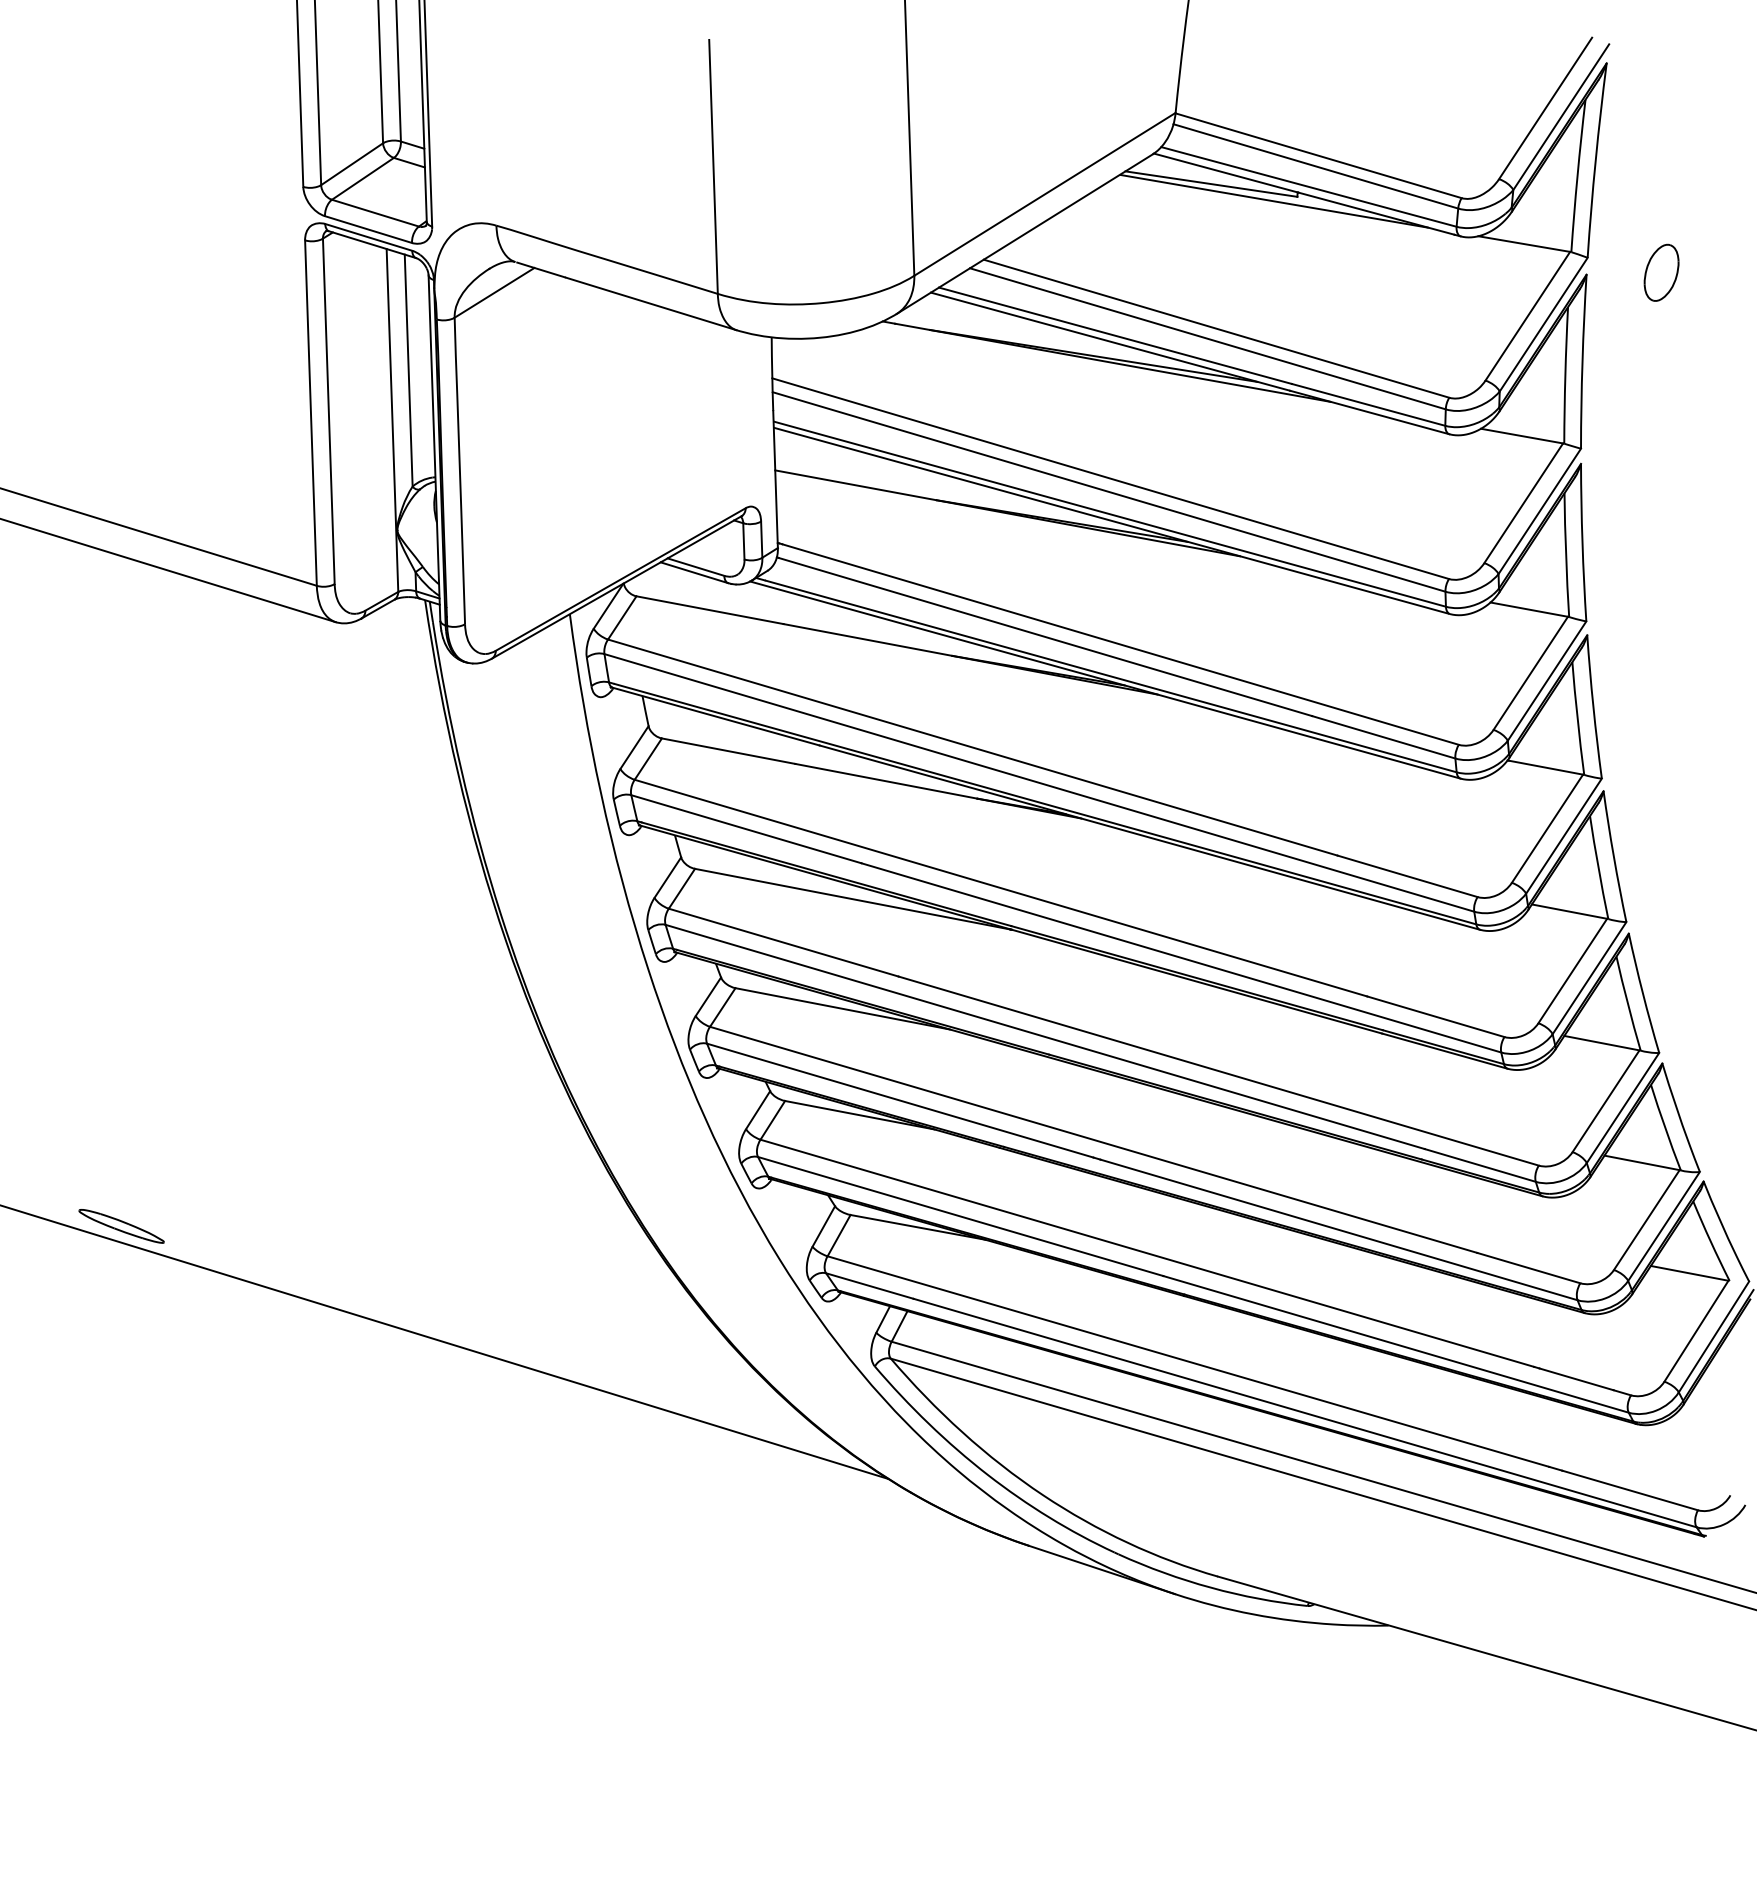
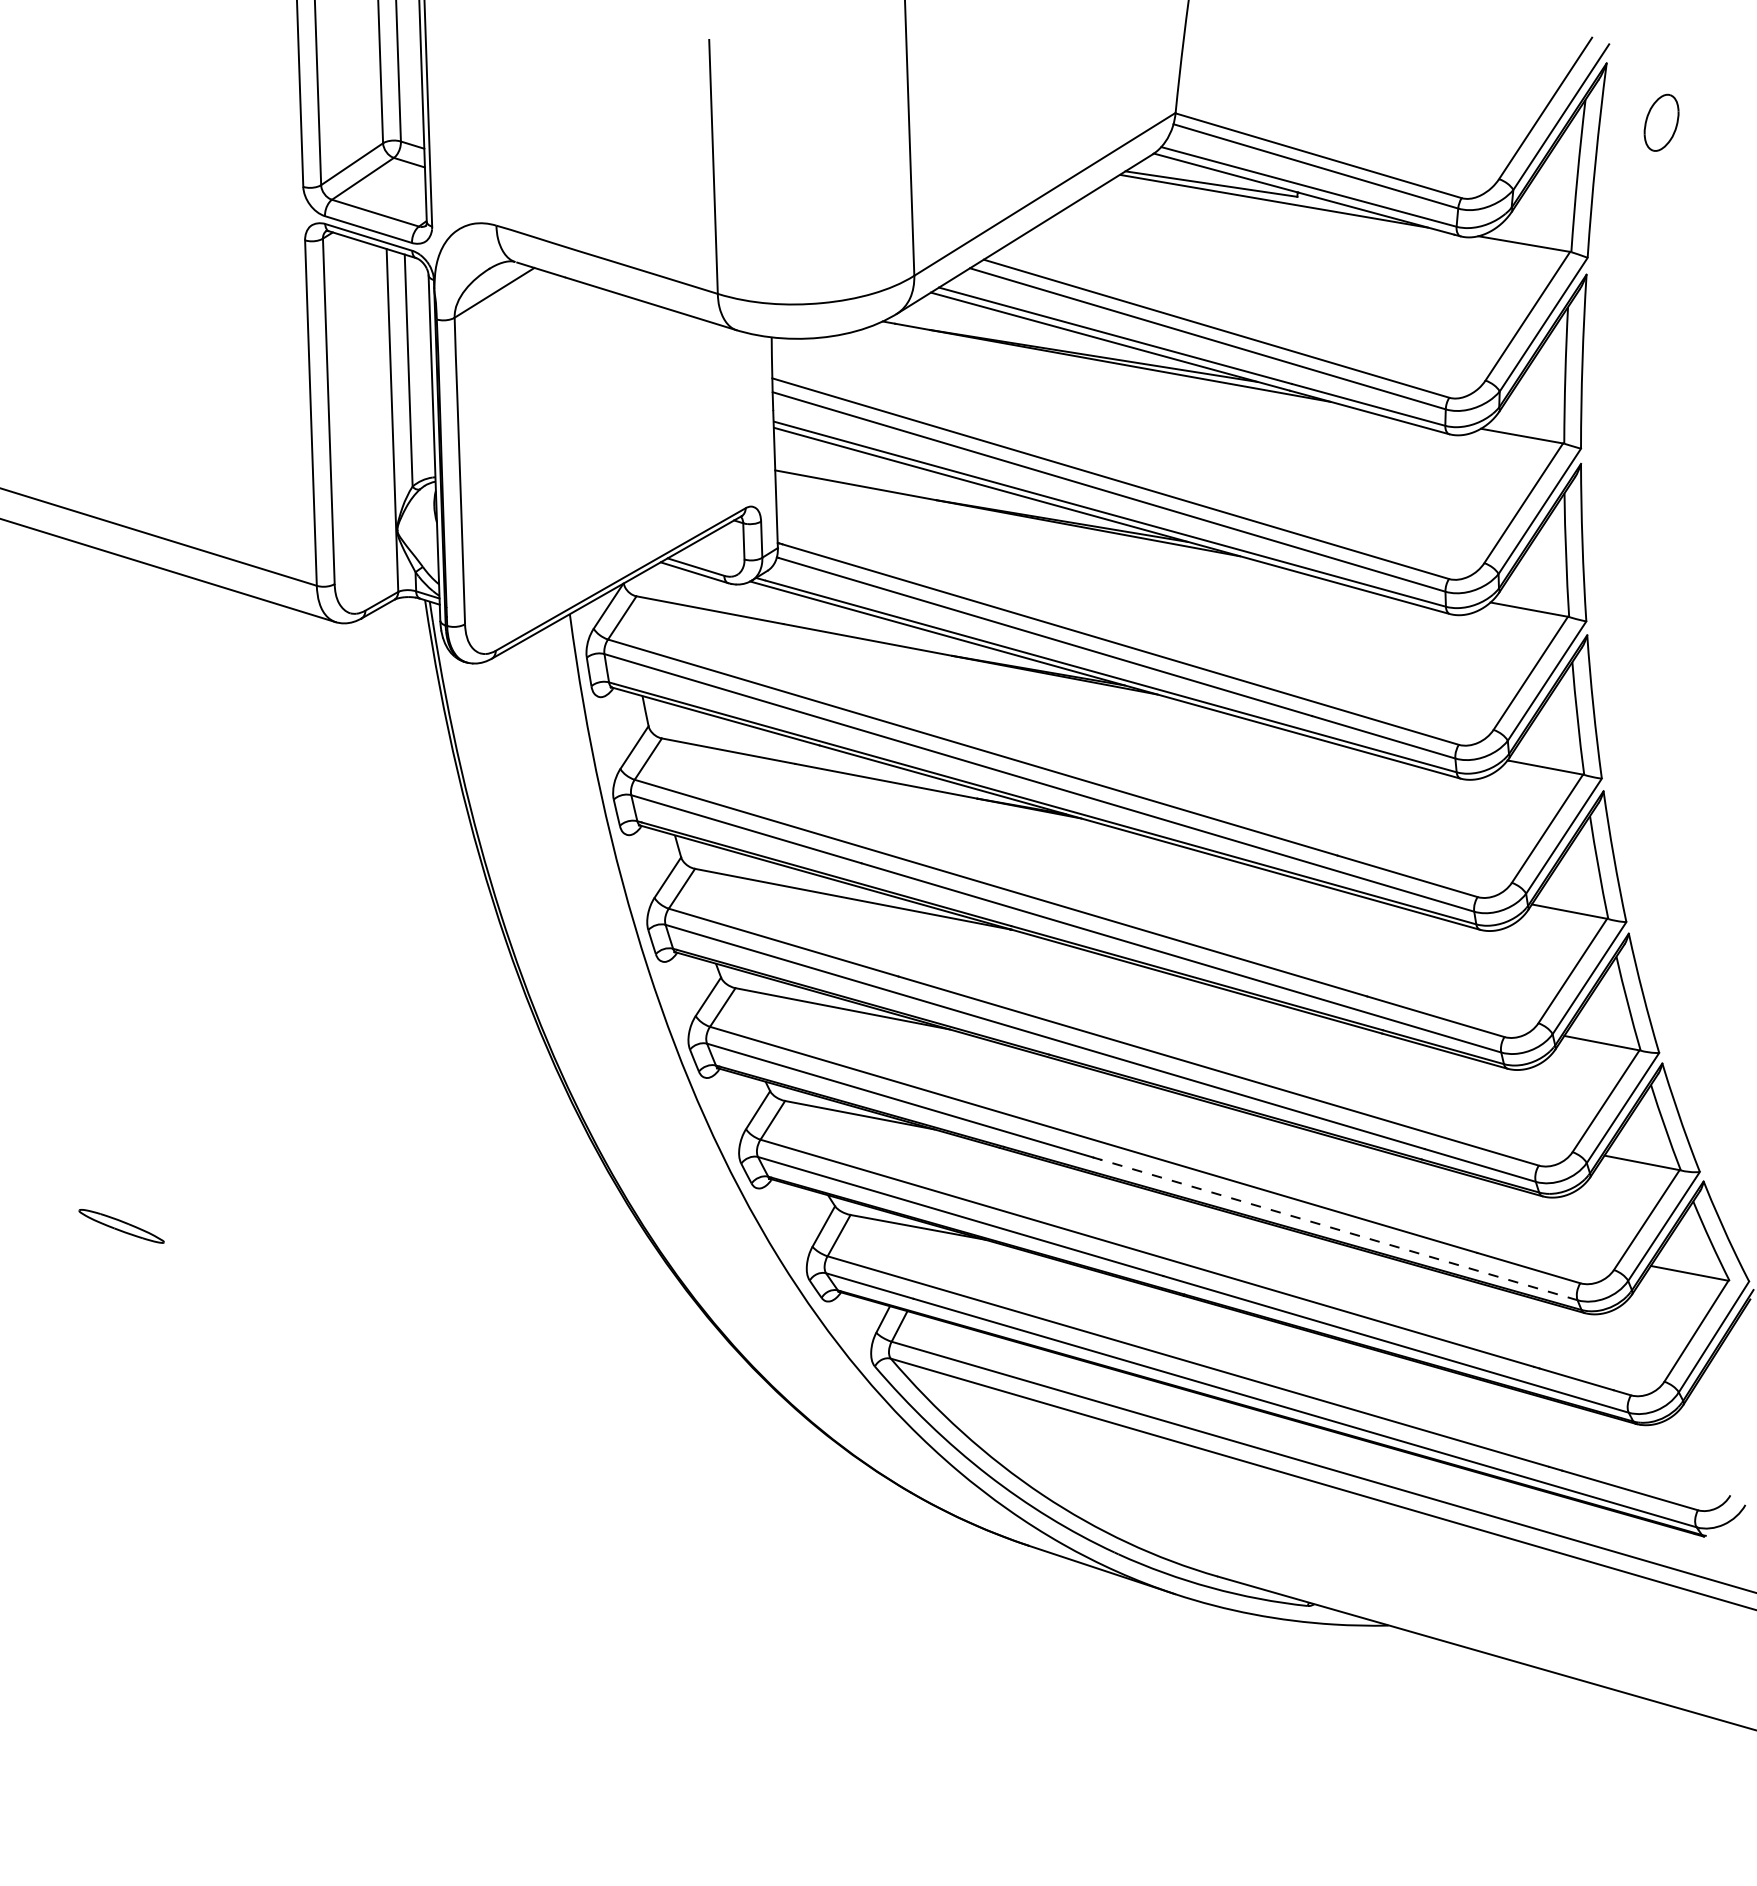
part position: (1661, 272) -> (1661, 122) (1661, 122)
line: solid -> dashed (1339, 1229)
line: present -> none (445, 1341)
